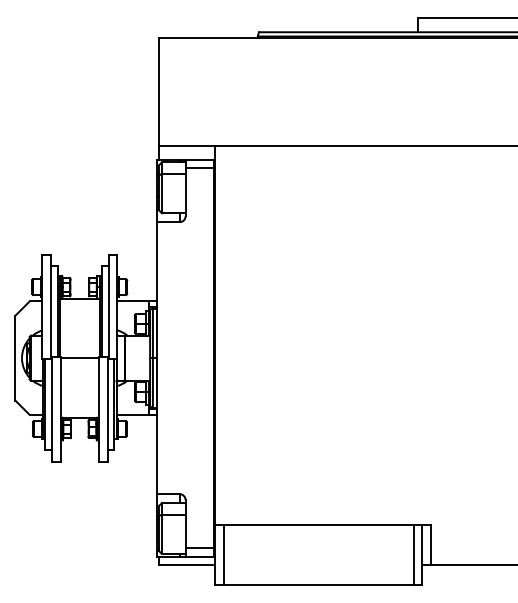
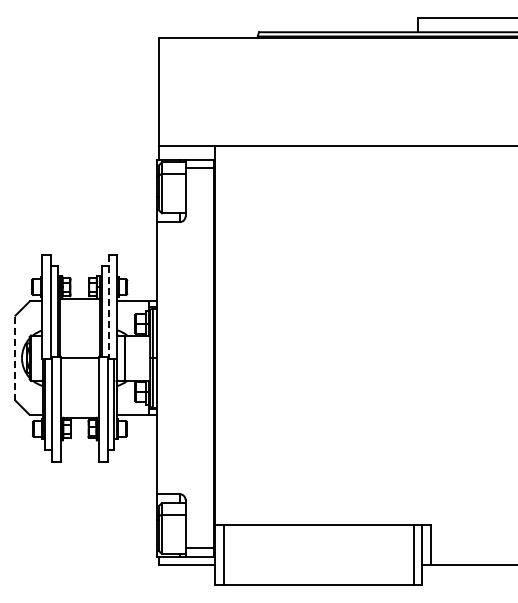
line: solid -> dashed (108, 307)
line: solid -> dashed (15, 358)
